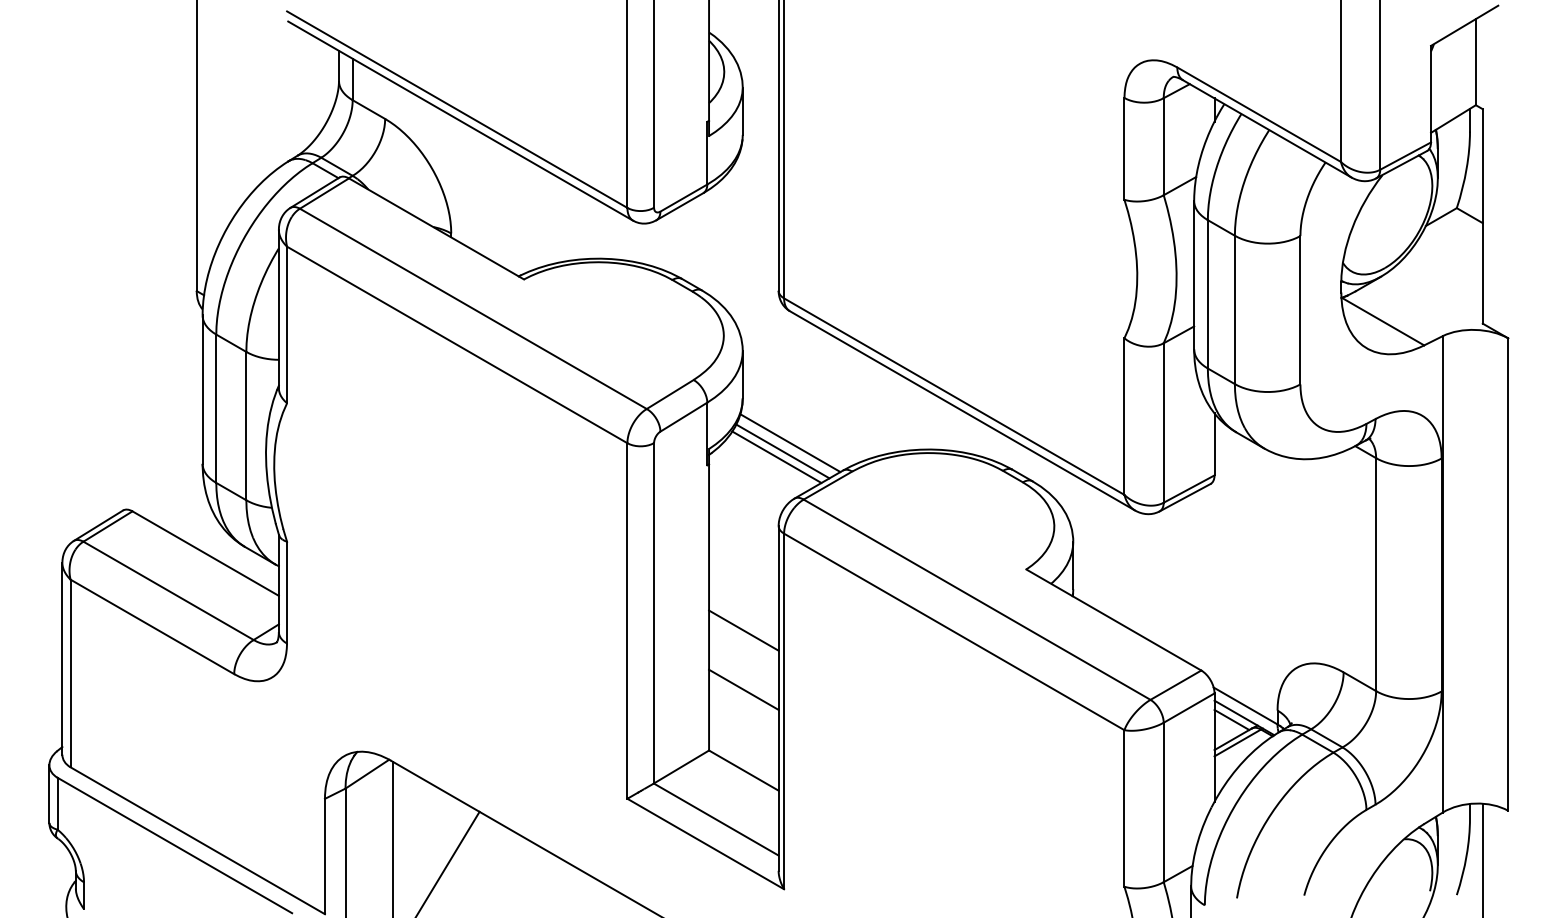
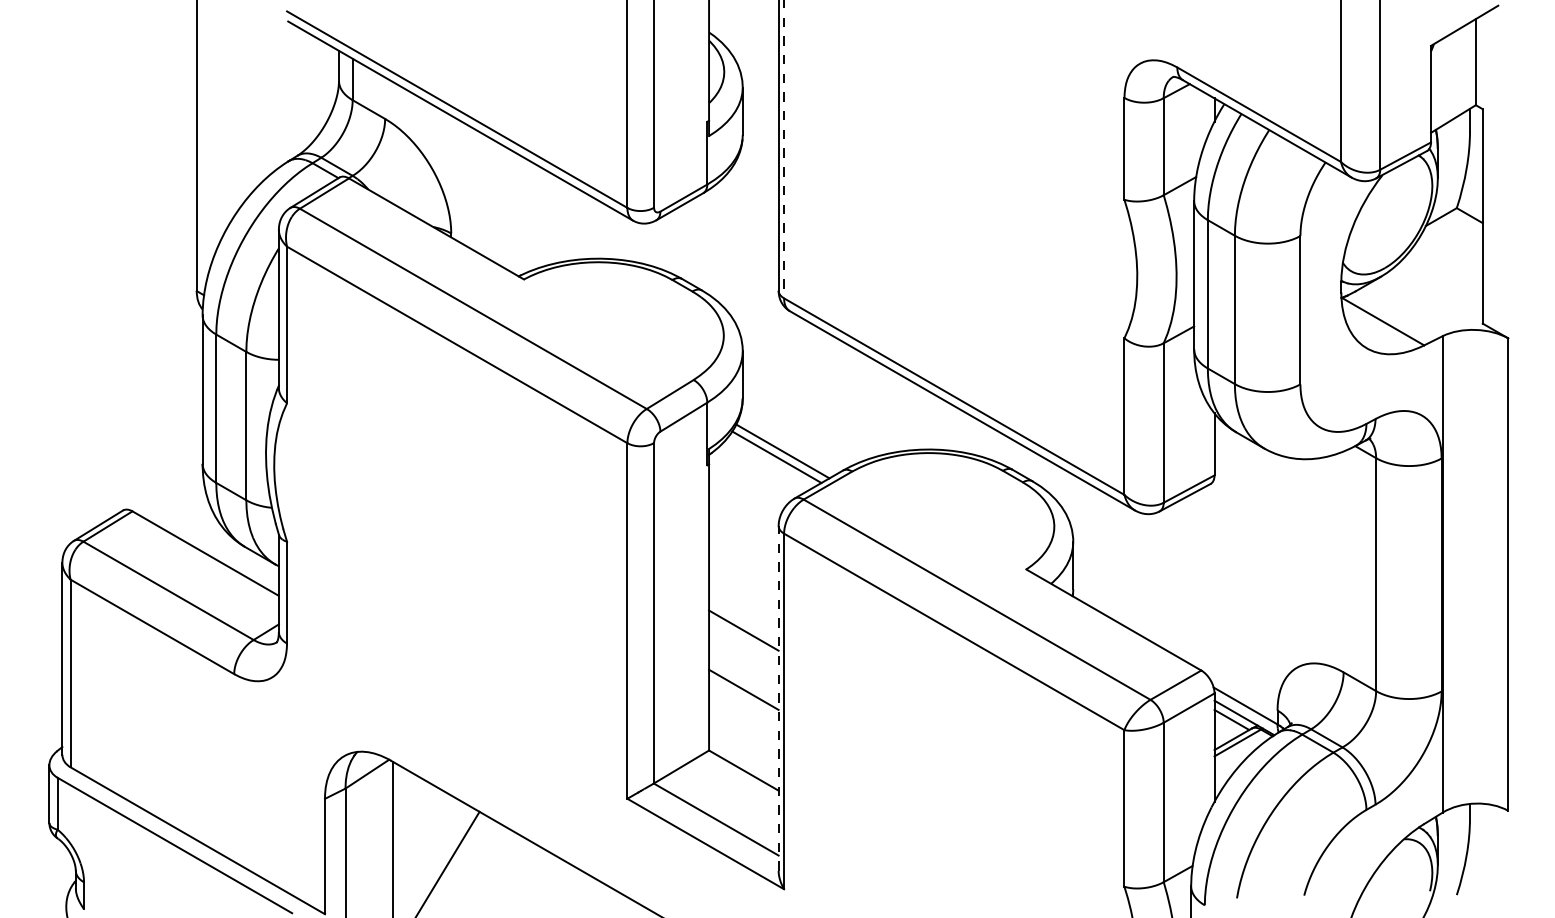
line: solid -> dashed (784, 149)
line: present -> none (790, 443)
line: solid -> dashed (778, 697)
line: present -> none (1482, 858)
